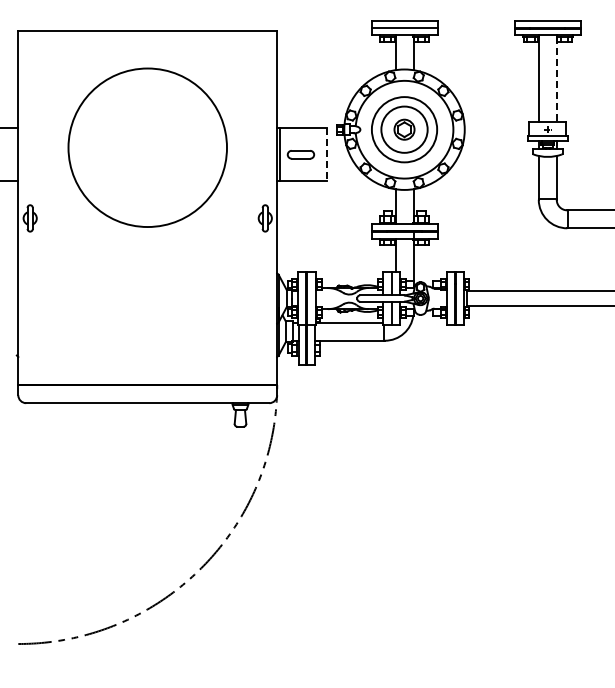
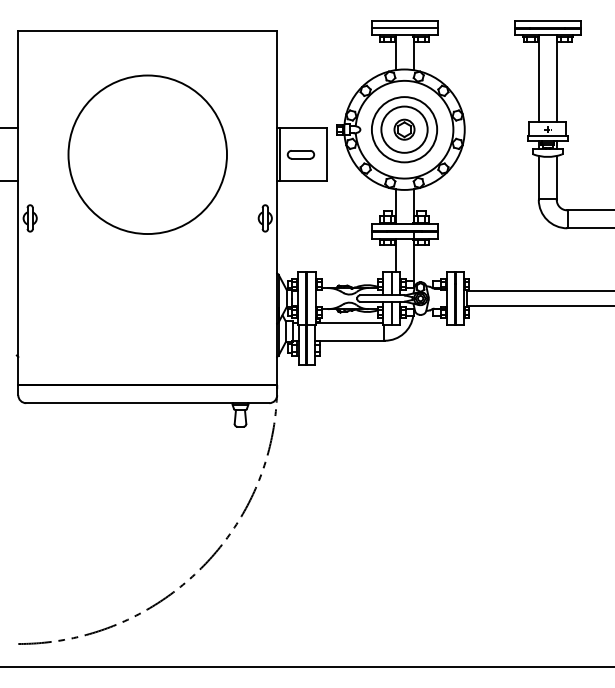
line: dashed -> solid (556, 79)
circle position: (147, 147) -> (147, 154) (147, 154)
line: dashed -> solid (327, 155)
line: none -> present (306, 667)
